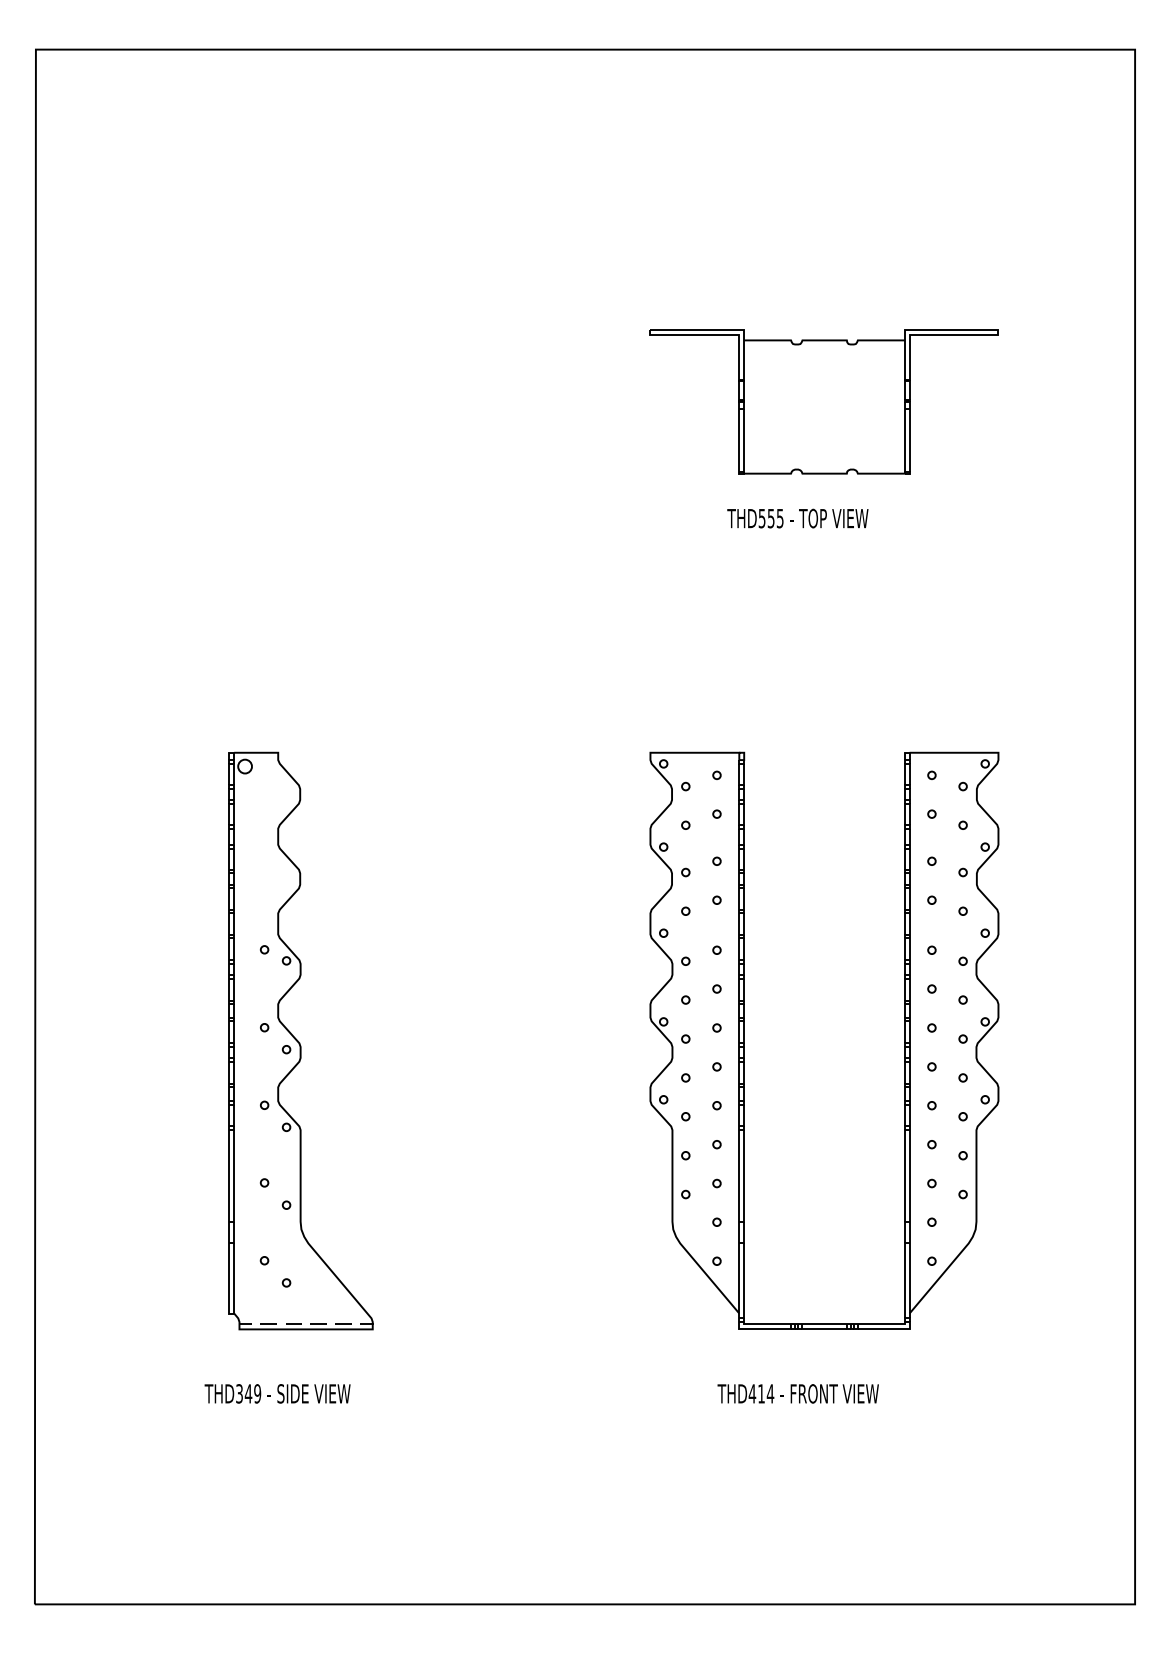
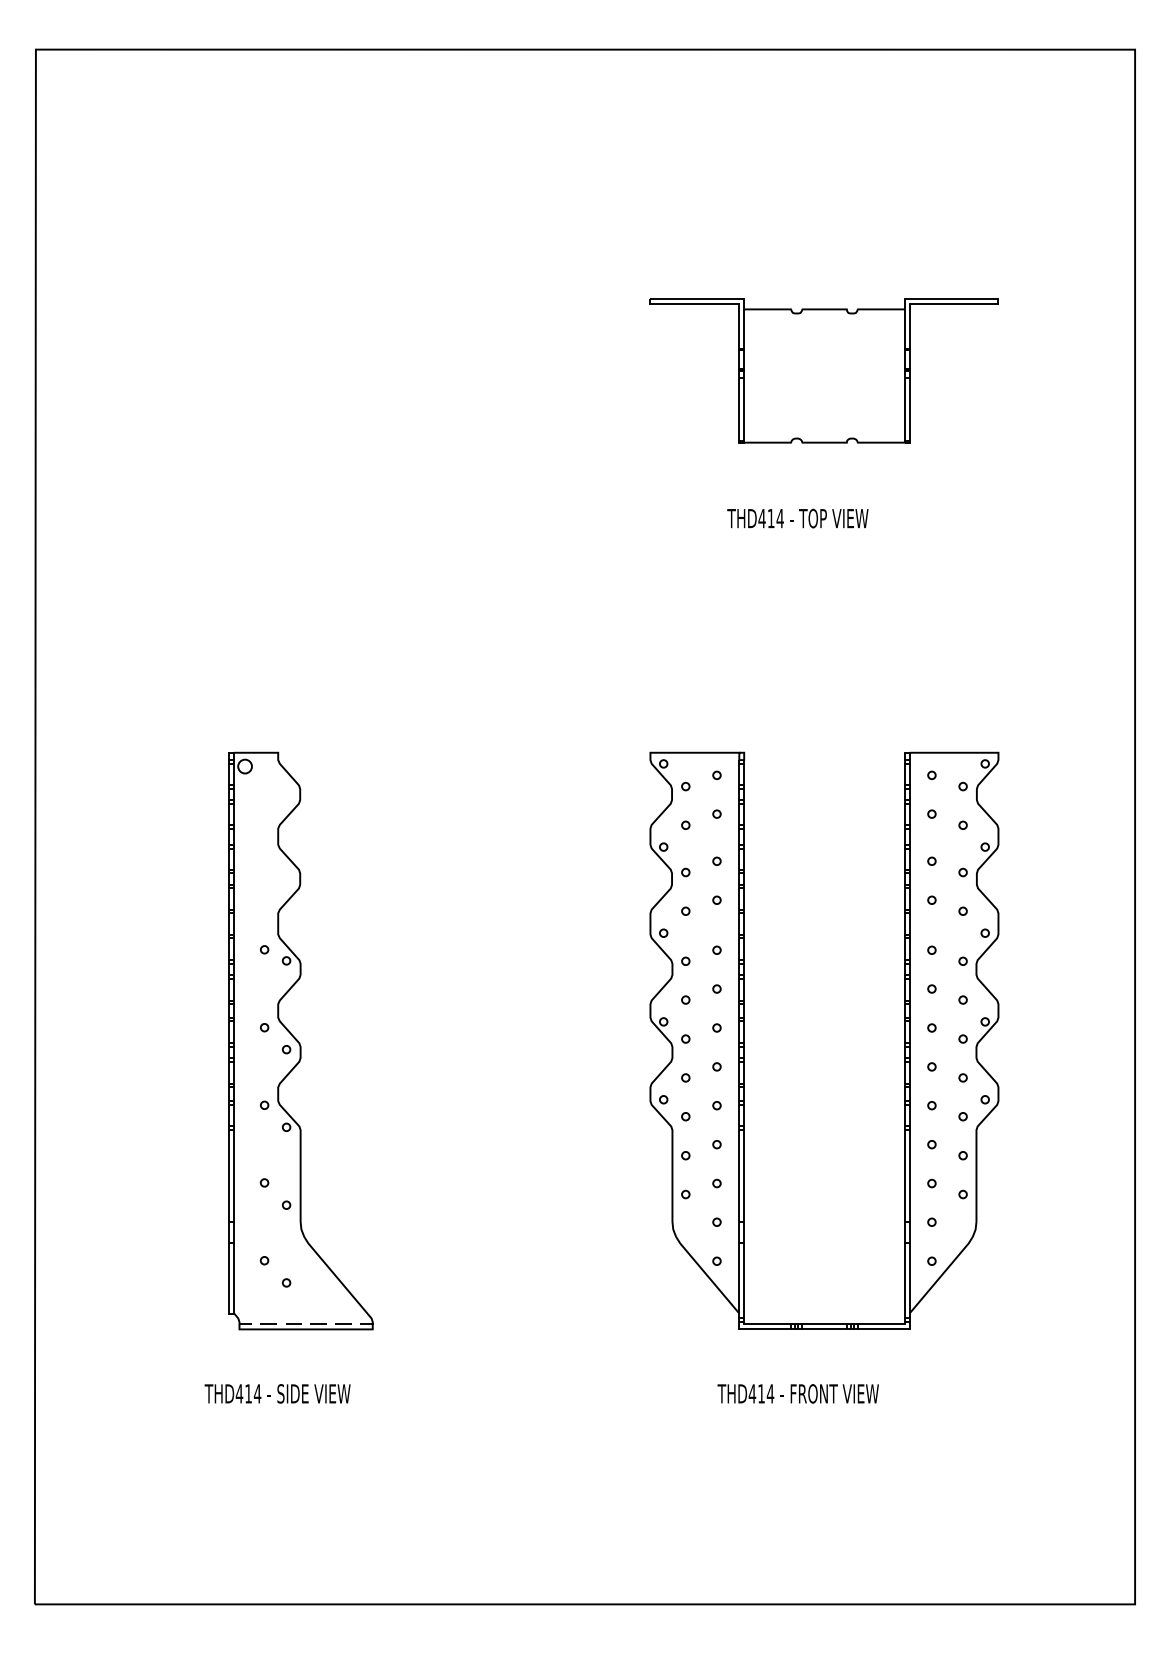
part position: (823, 401) -> (823, 370) (823, 370)
text: THD555 -> THD414 (770, 518)
text: THD349 -> THD414 (248, 1393)
